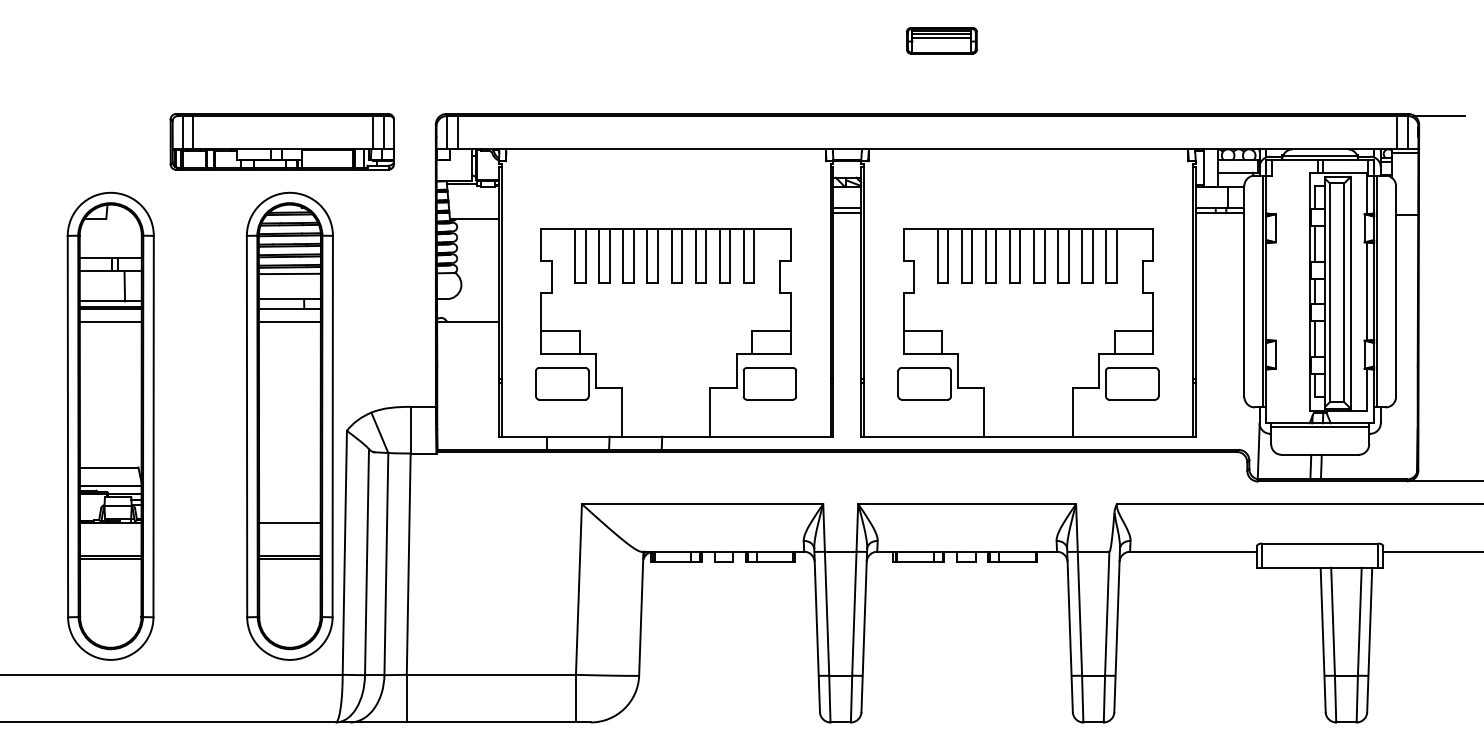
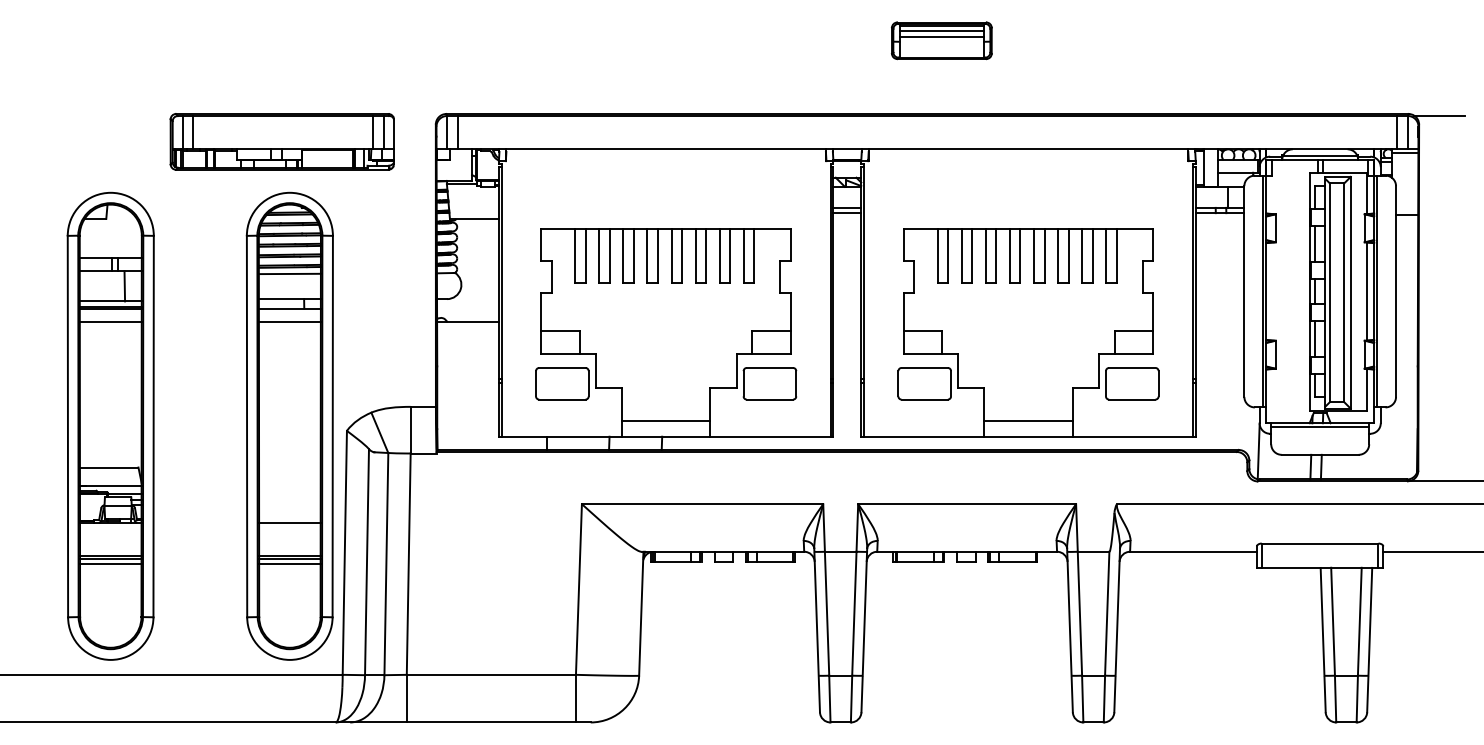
part size: 72x28 px -> 102x40 px (941, 40)
line: none -> present (665, 420)
line: none -> present (1028, 420)
line: none -> present (110, 564)
line: none -> present (289, 564)
